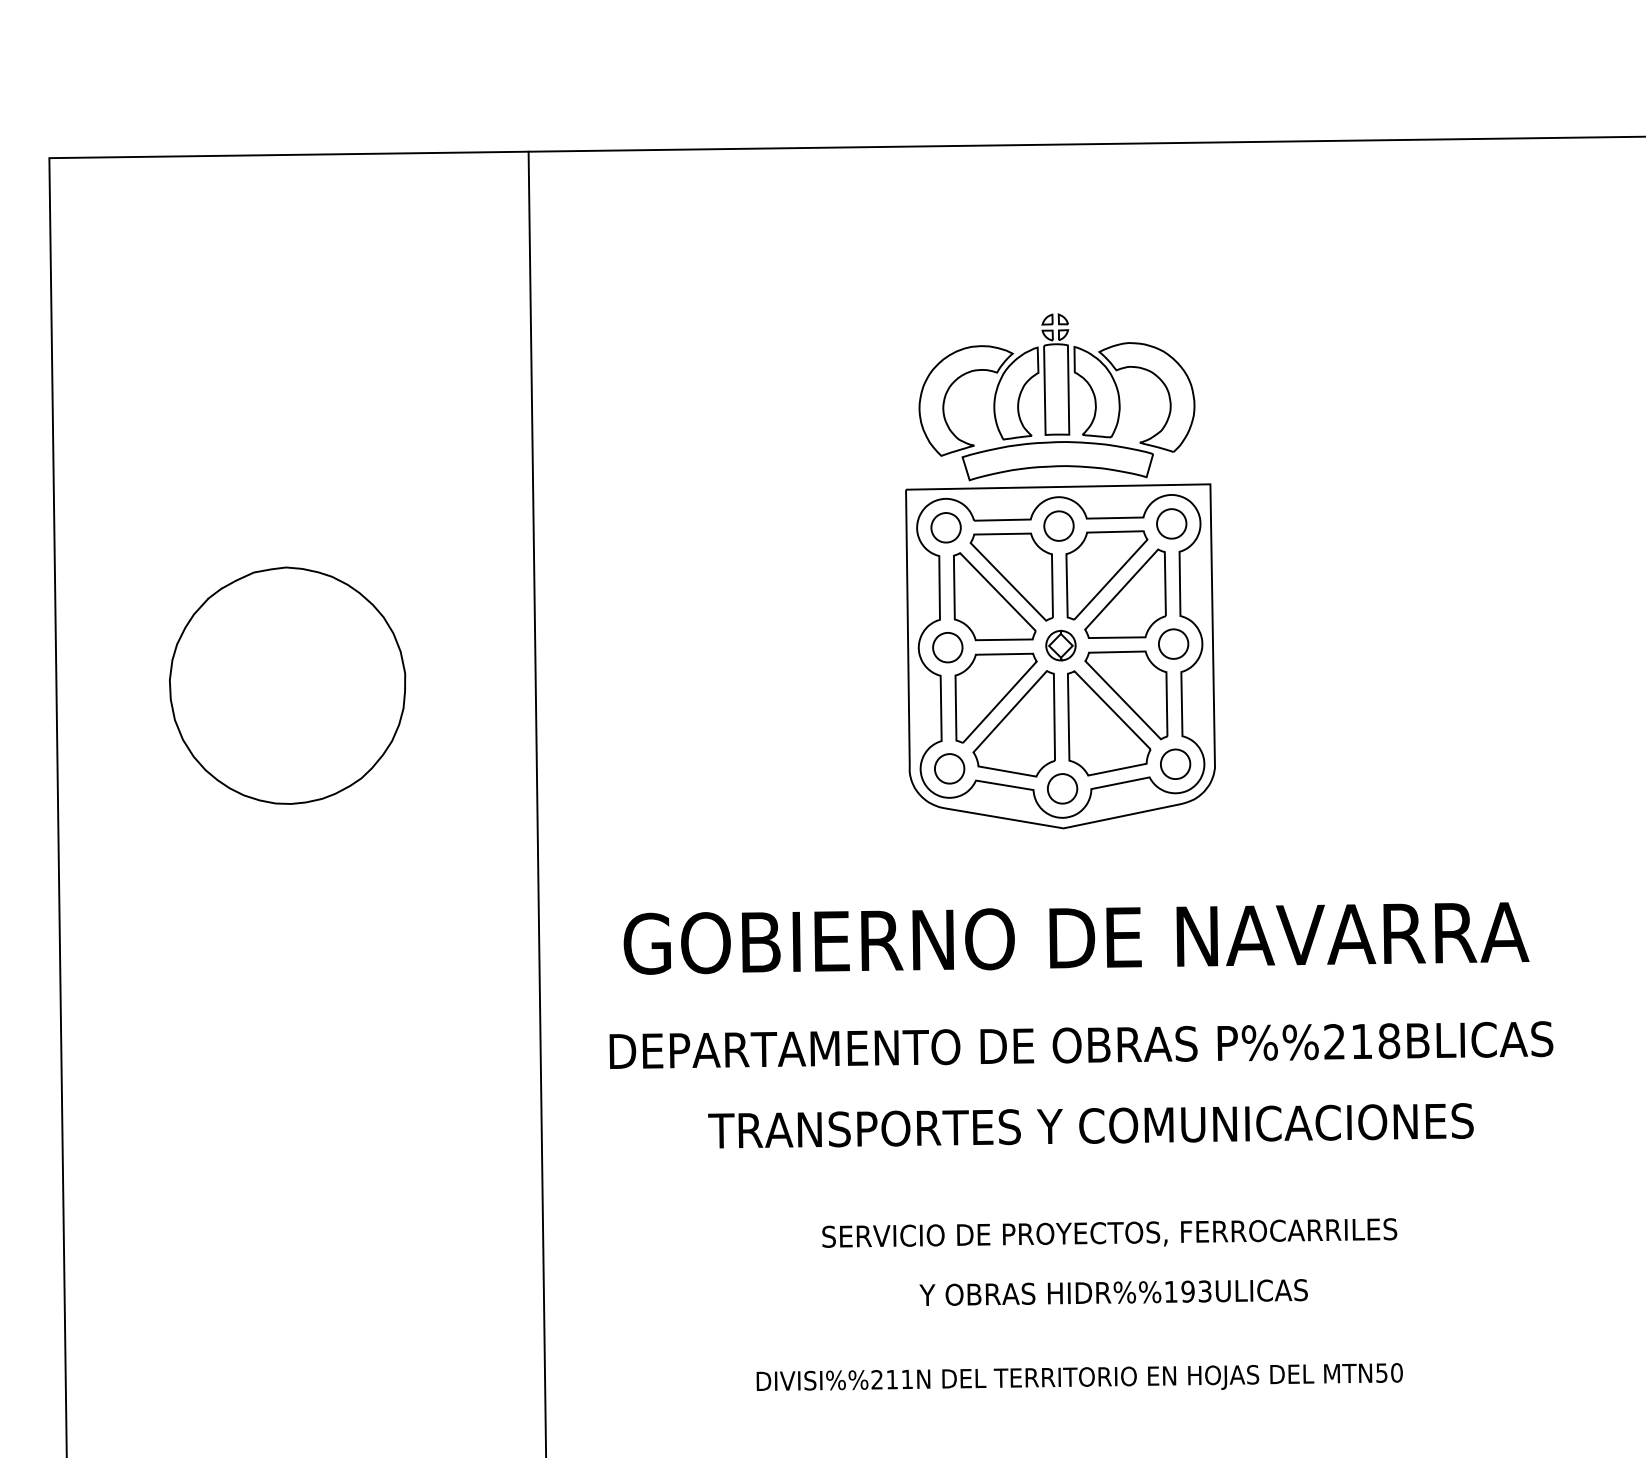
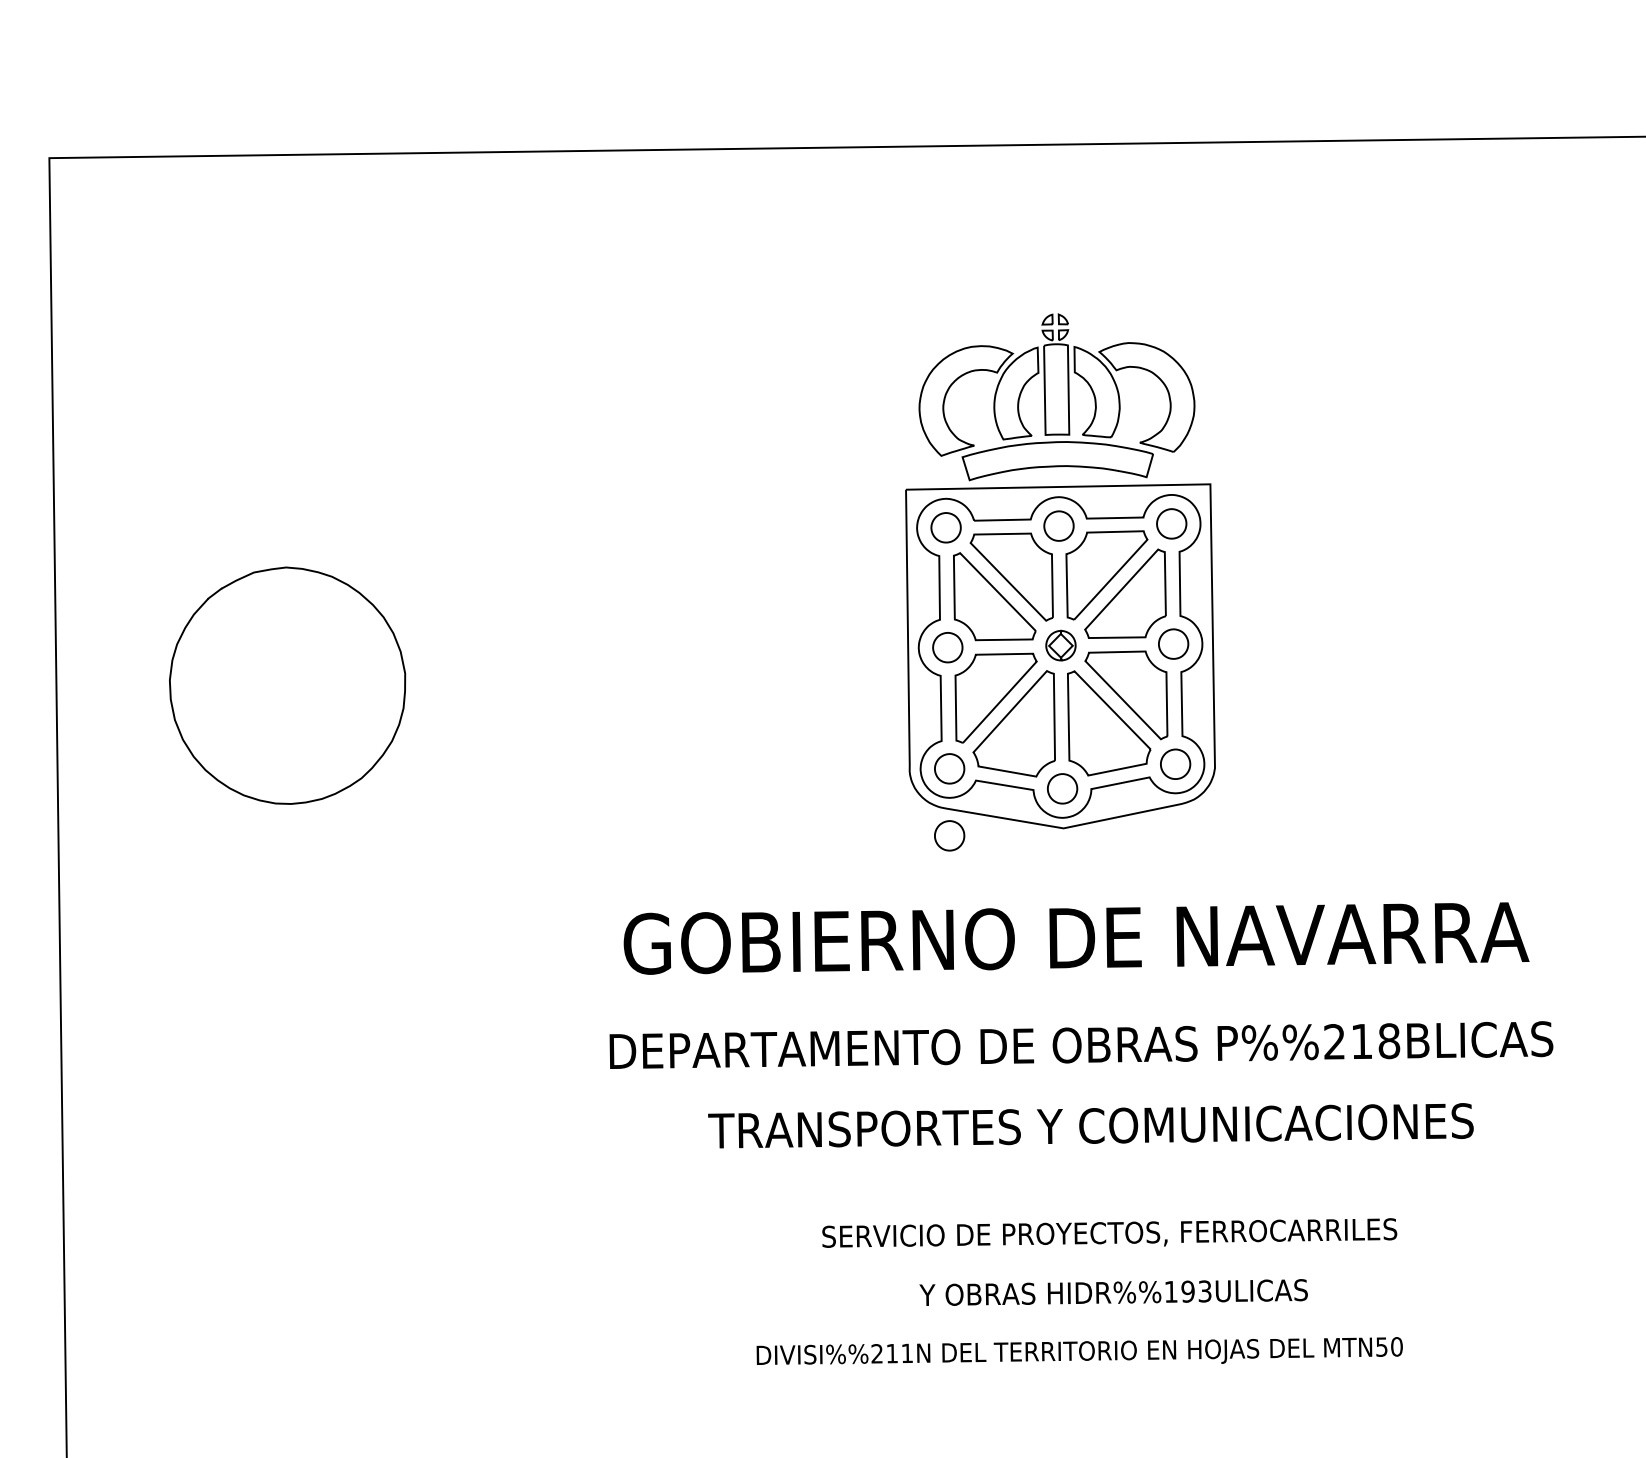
line: present -> none (537, 802)
part: none -> present (949, 835)
text position: (1079, 1376) -> (1079, 1350) (1079, 1350)
